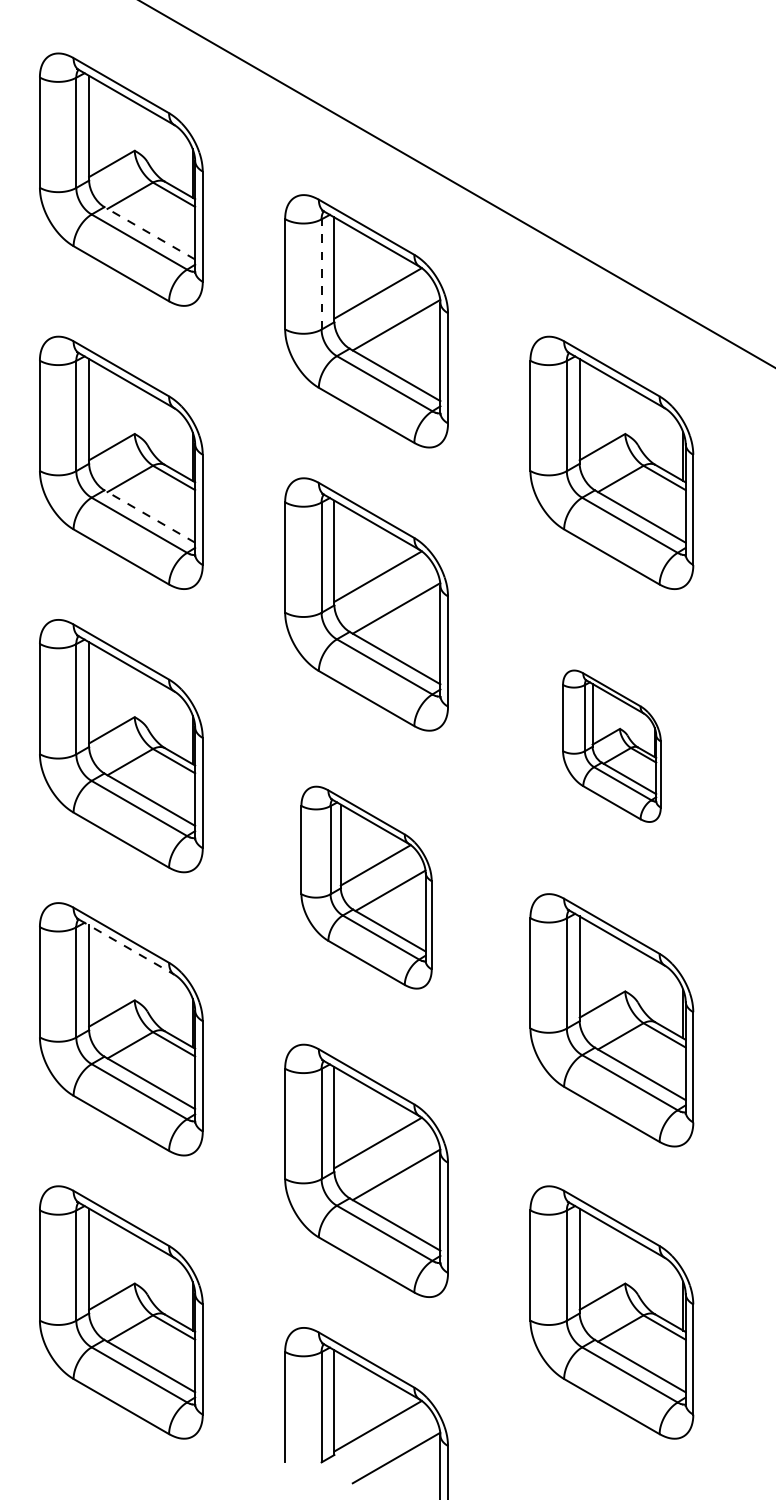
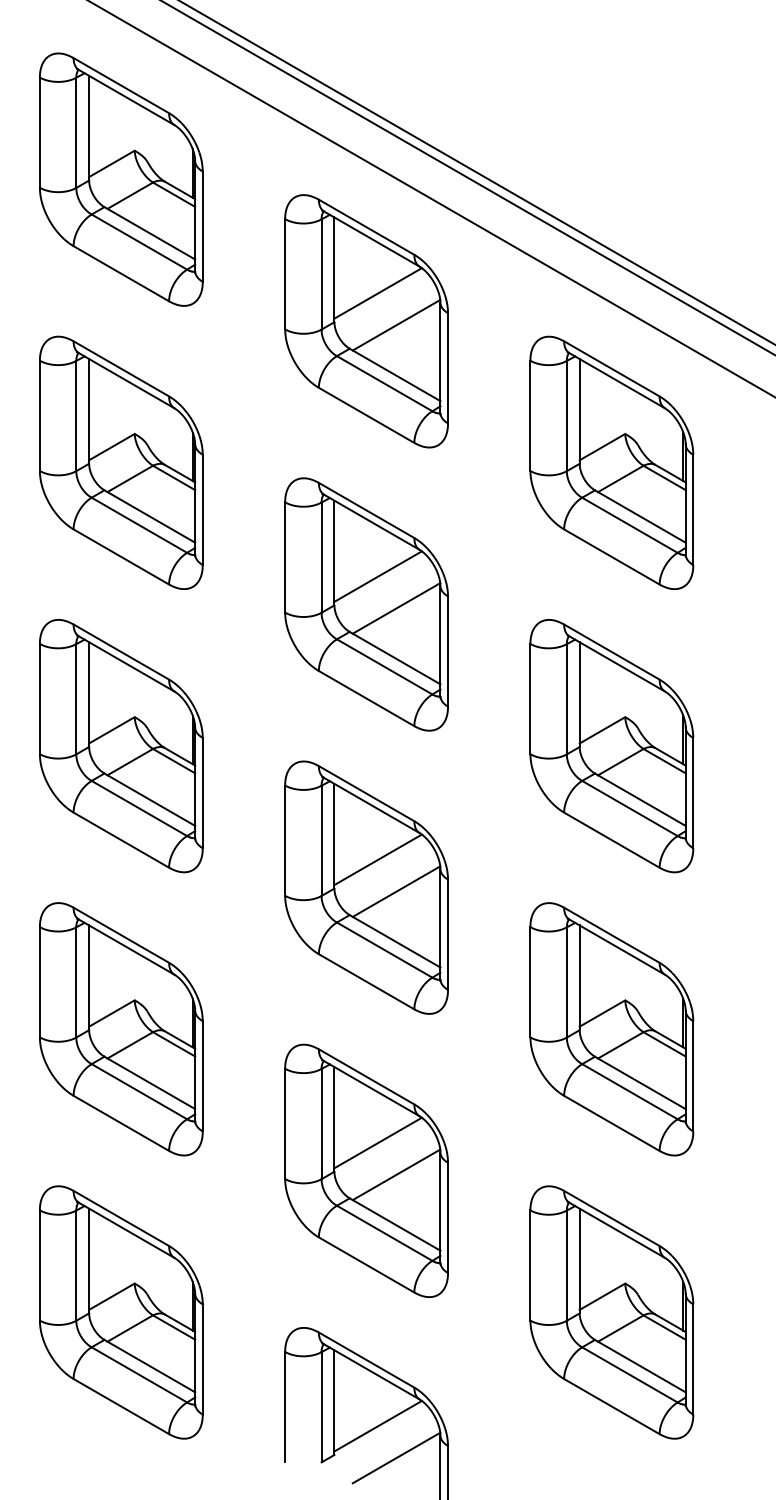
line: none -> present (476, 172)
line: none -> present (467, 177)
line position: (456, 184) -> (431, 198) (431, 198)
line: dashed -> solid (149, 233)
line: dashed -> solid (321, 273)
line: dashed -> solid (149, 516)
part size: 100x154 px -> 166x255 px (611, 746)
part size: 133x205 px -> 165x255 px (366, 887)
line: dashed -> solid (127, 947)
part position: (611, 1020) -> (611, 1029) (611, 1029)
